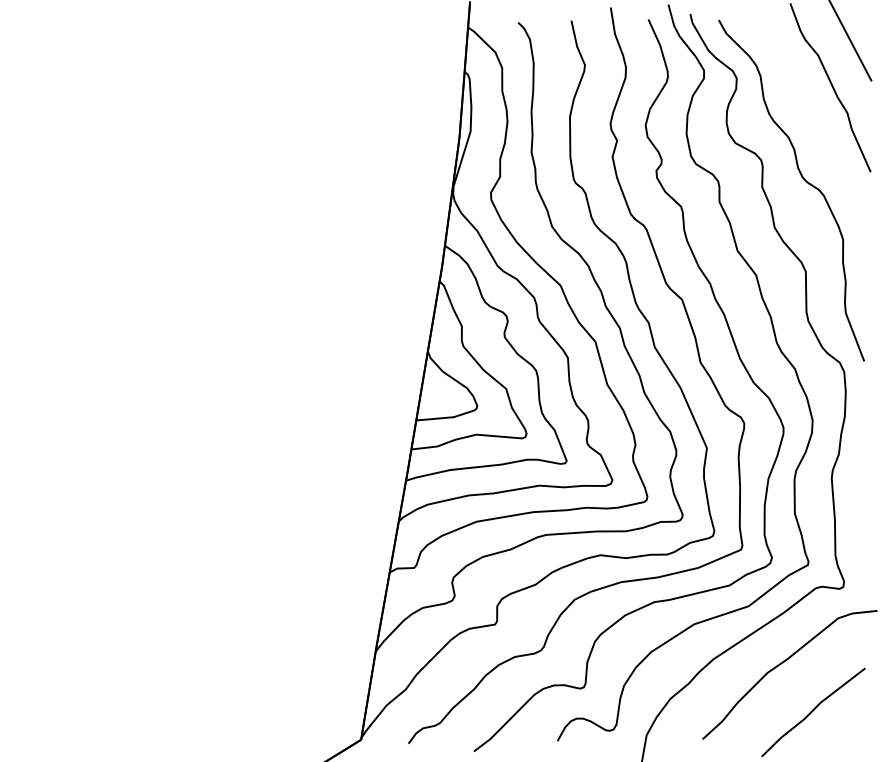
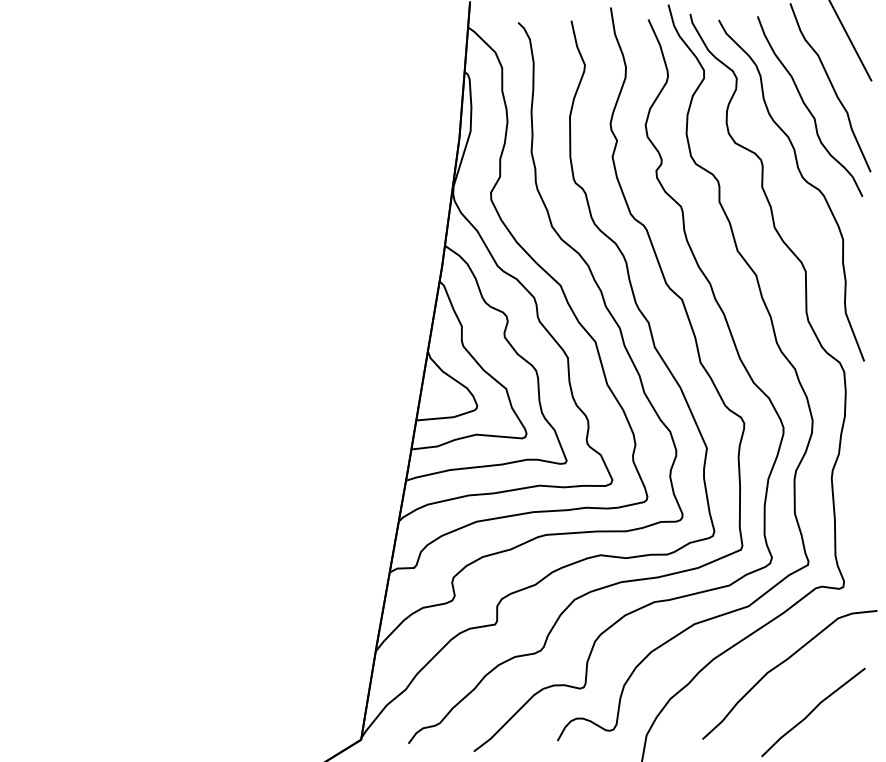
curve: none -> present (808, 107)
